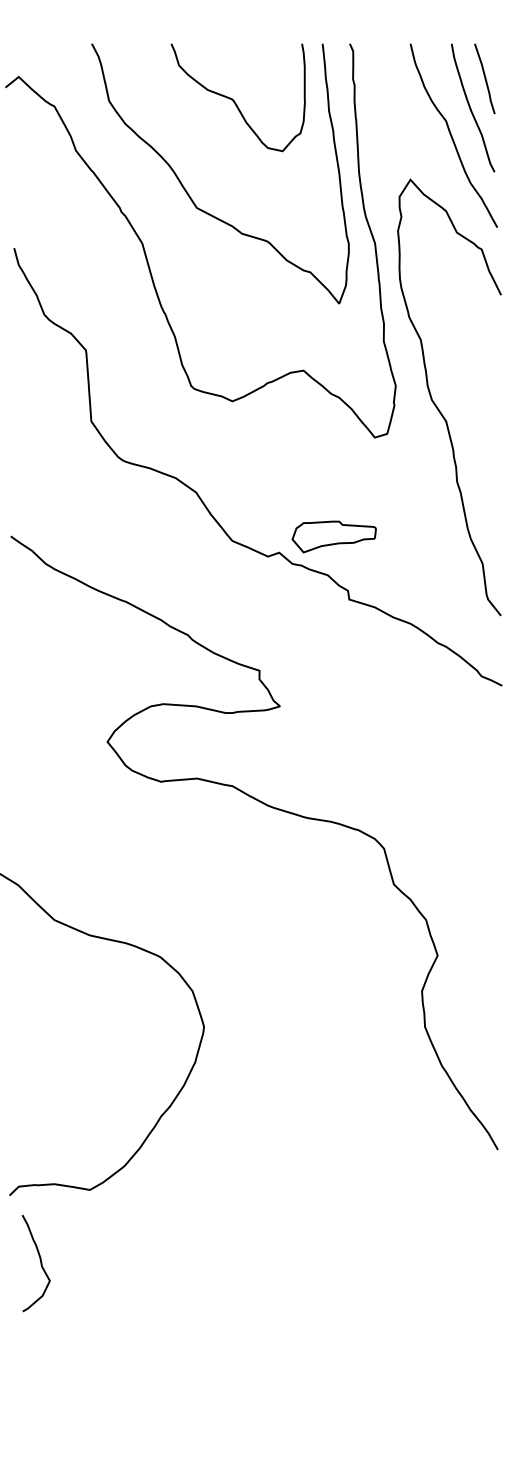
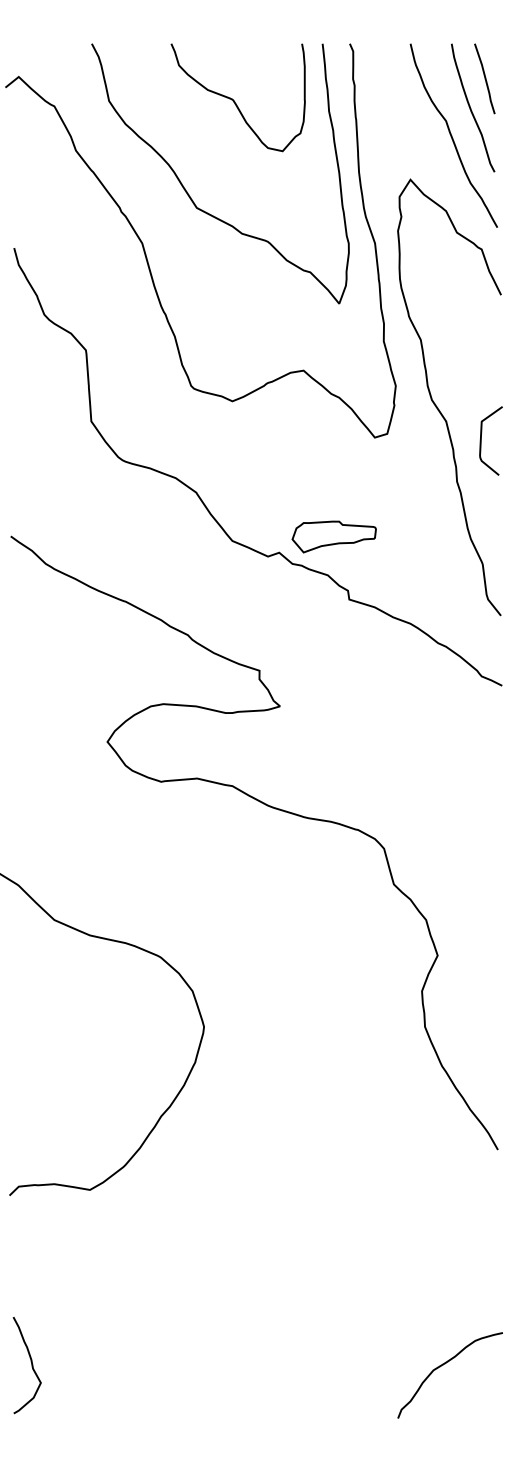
curve: none -> present (481, 440)
curve position: (40, 1263) -> (31, 1365) (31, 1365)
curve: none -> present (443, 1365)
